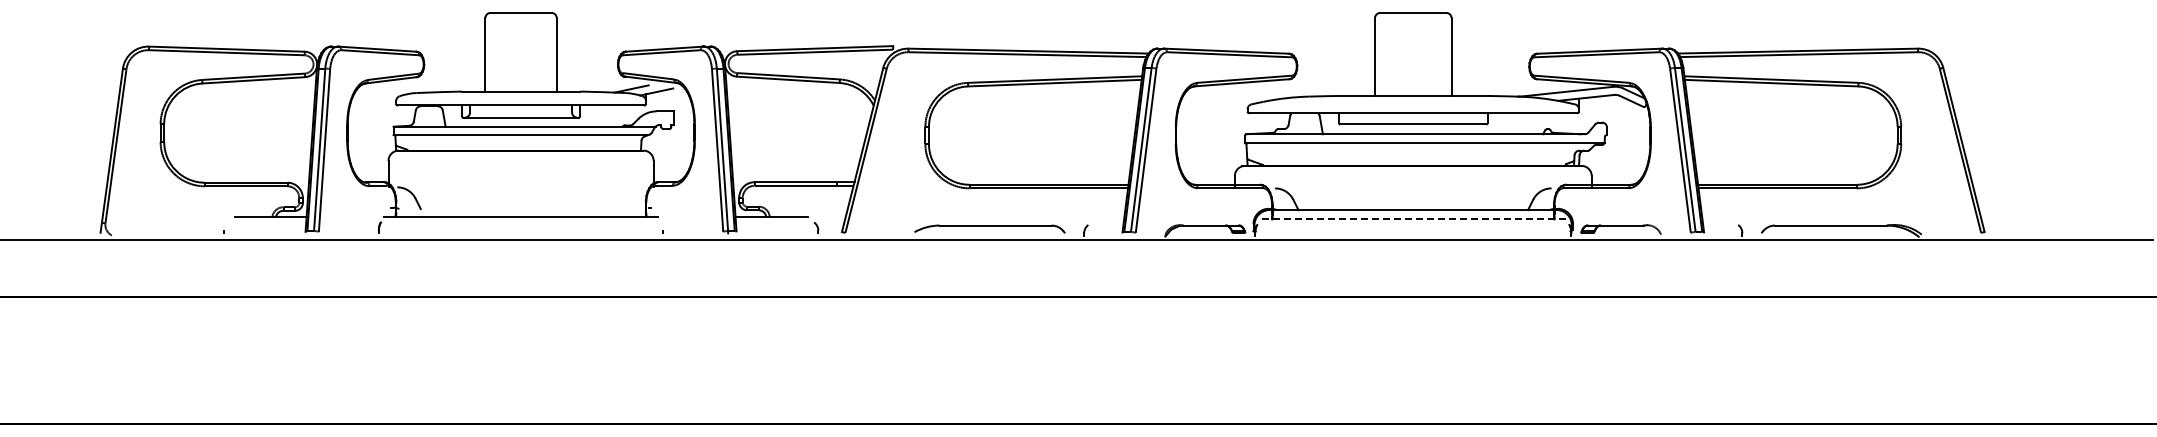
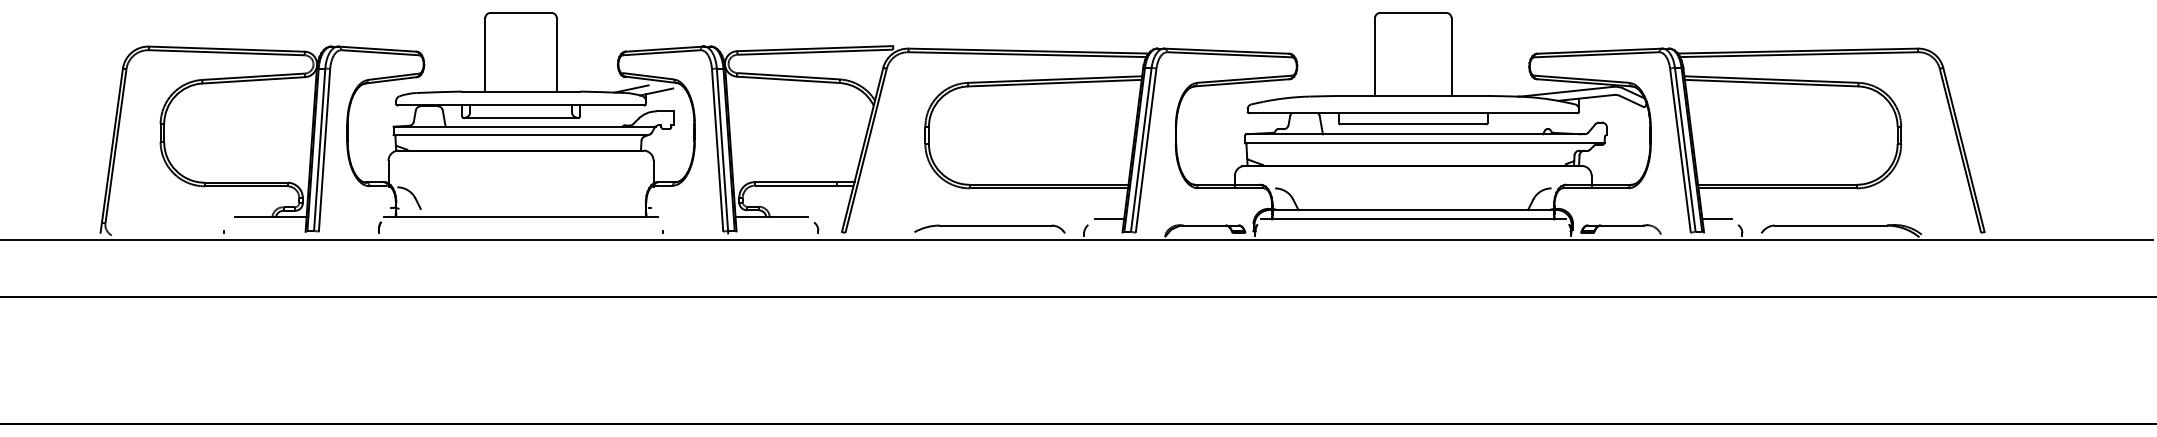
line: none -> present (1109, 219)
line: dashed -> solid (1413, 219)
line: none -> present (1716, 219)
